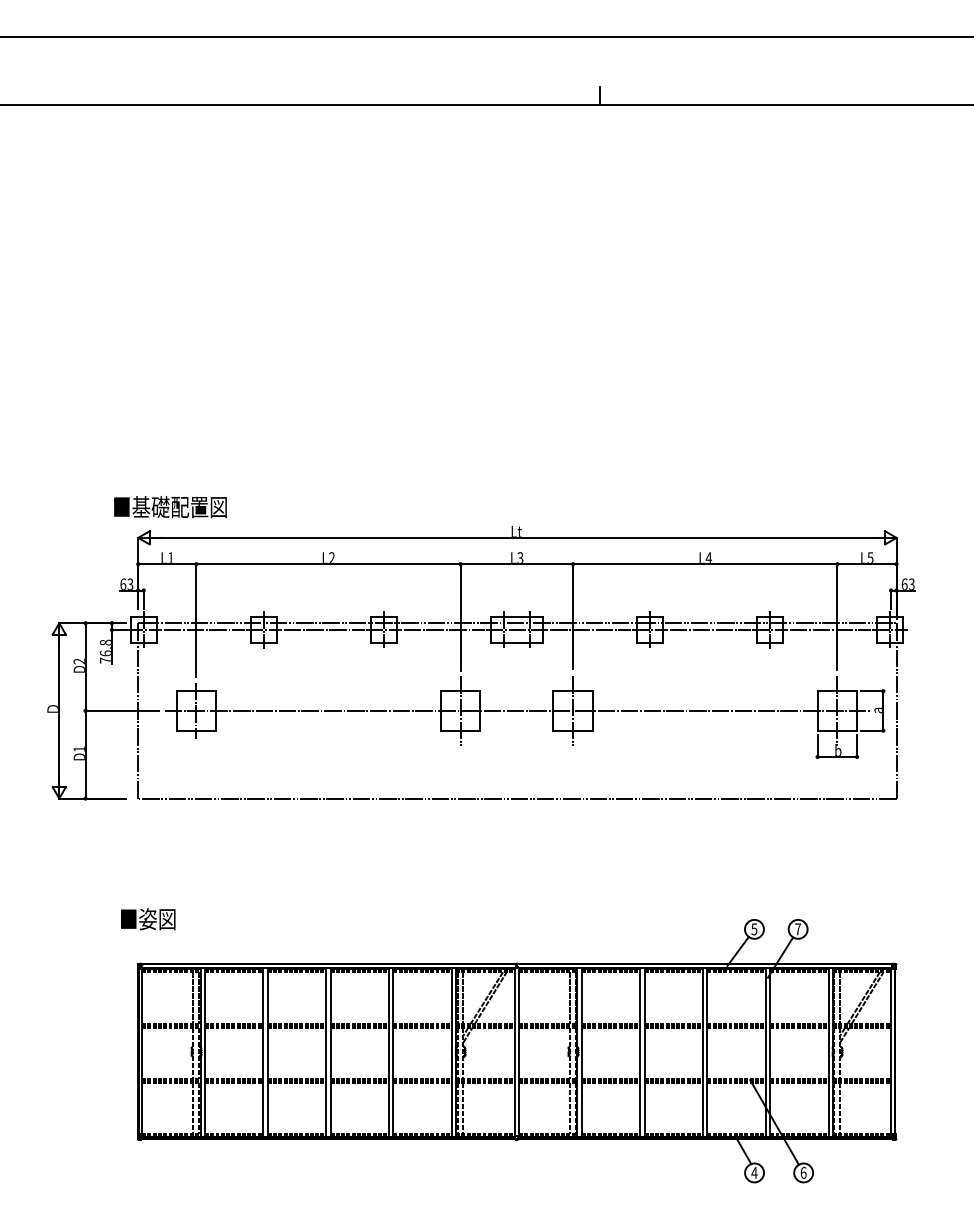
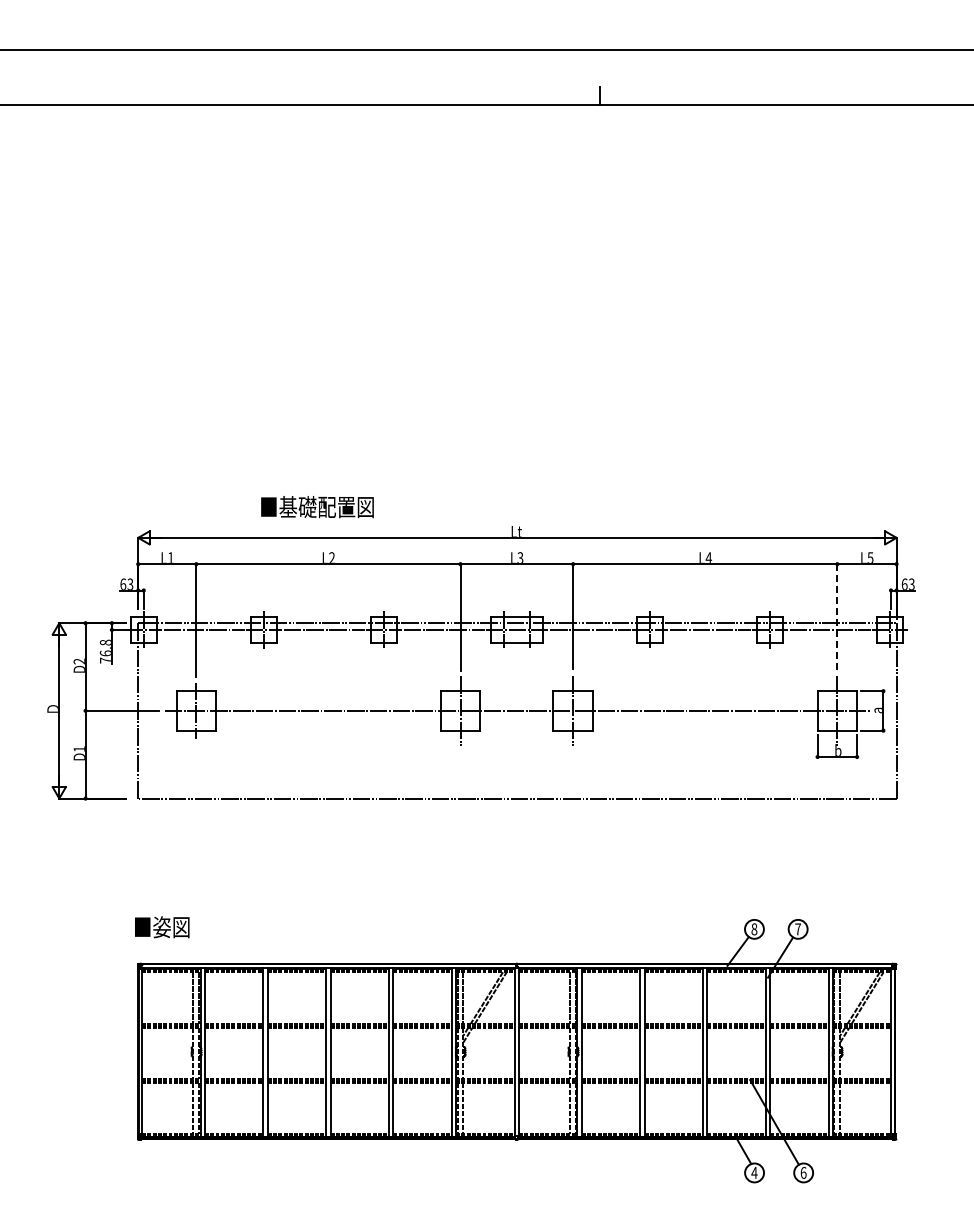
line position: (486, 36) -> (486, 49) (486, 49)
text position: (170, 507) -> (317, 507) (317, 507)
line: solid -> dashed (837, 616)
text position: (148, 919) -> (162, 927) (162, 927)
text: 5 -> 8 (754, 929)
